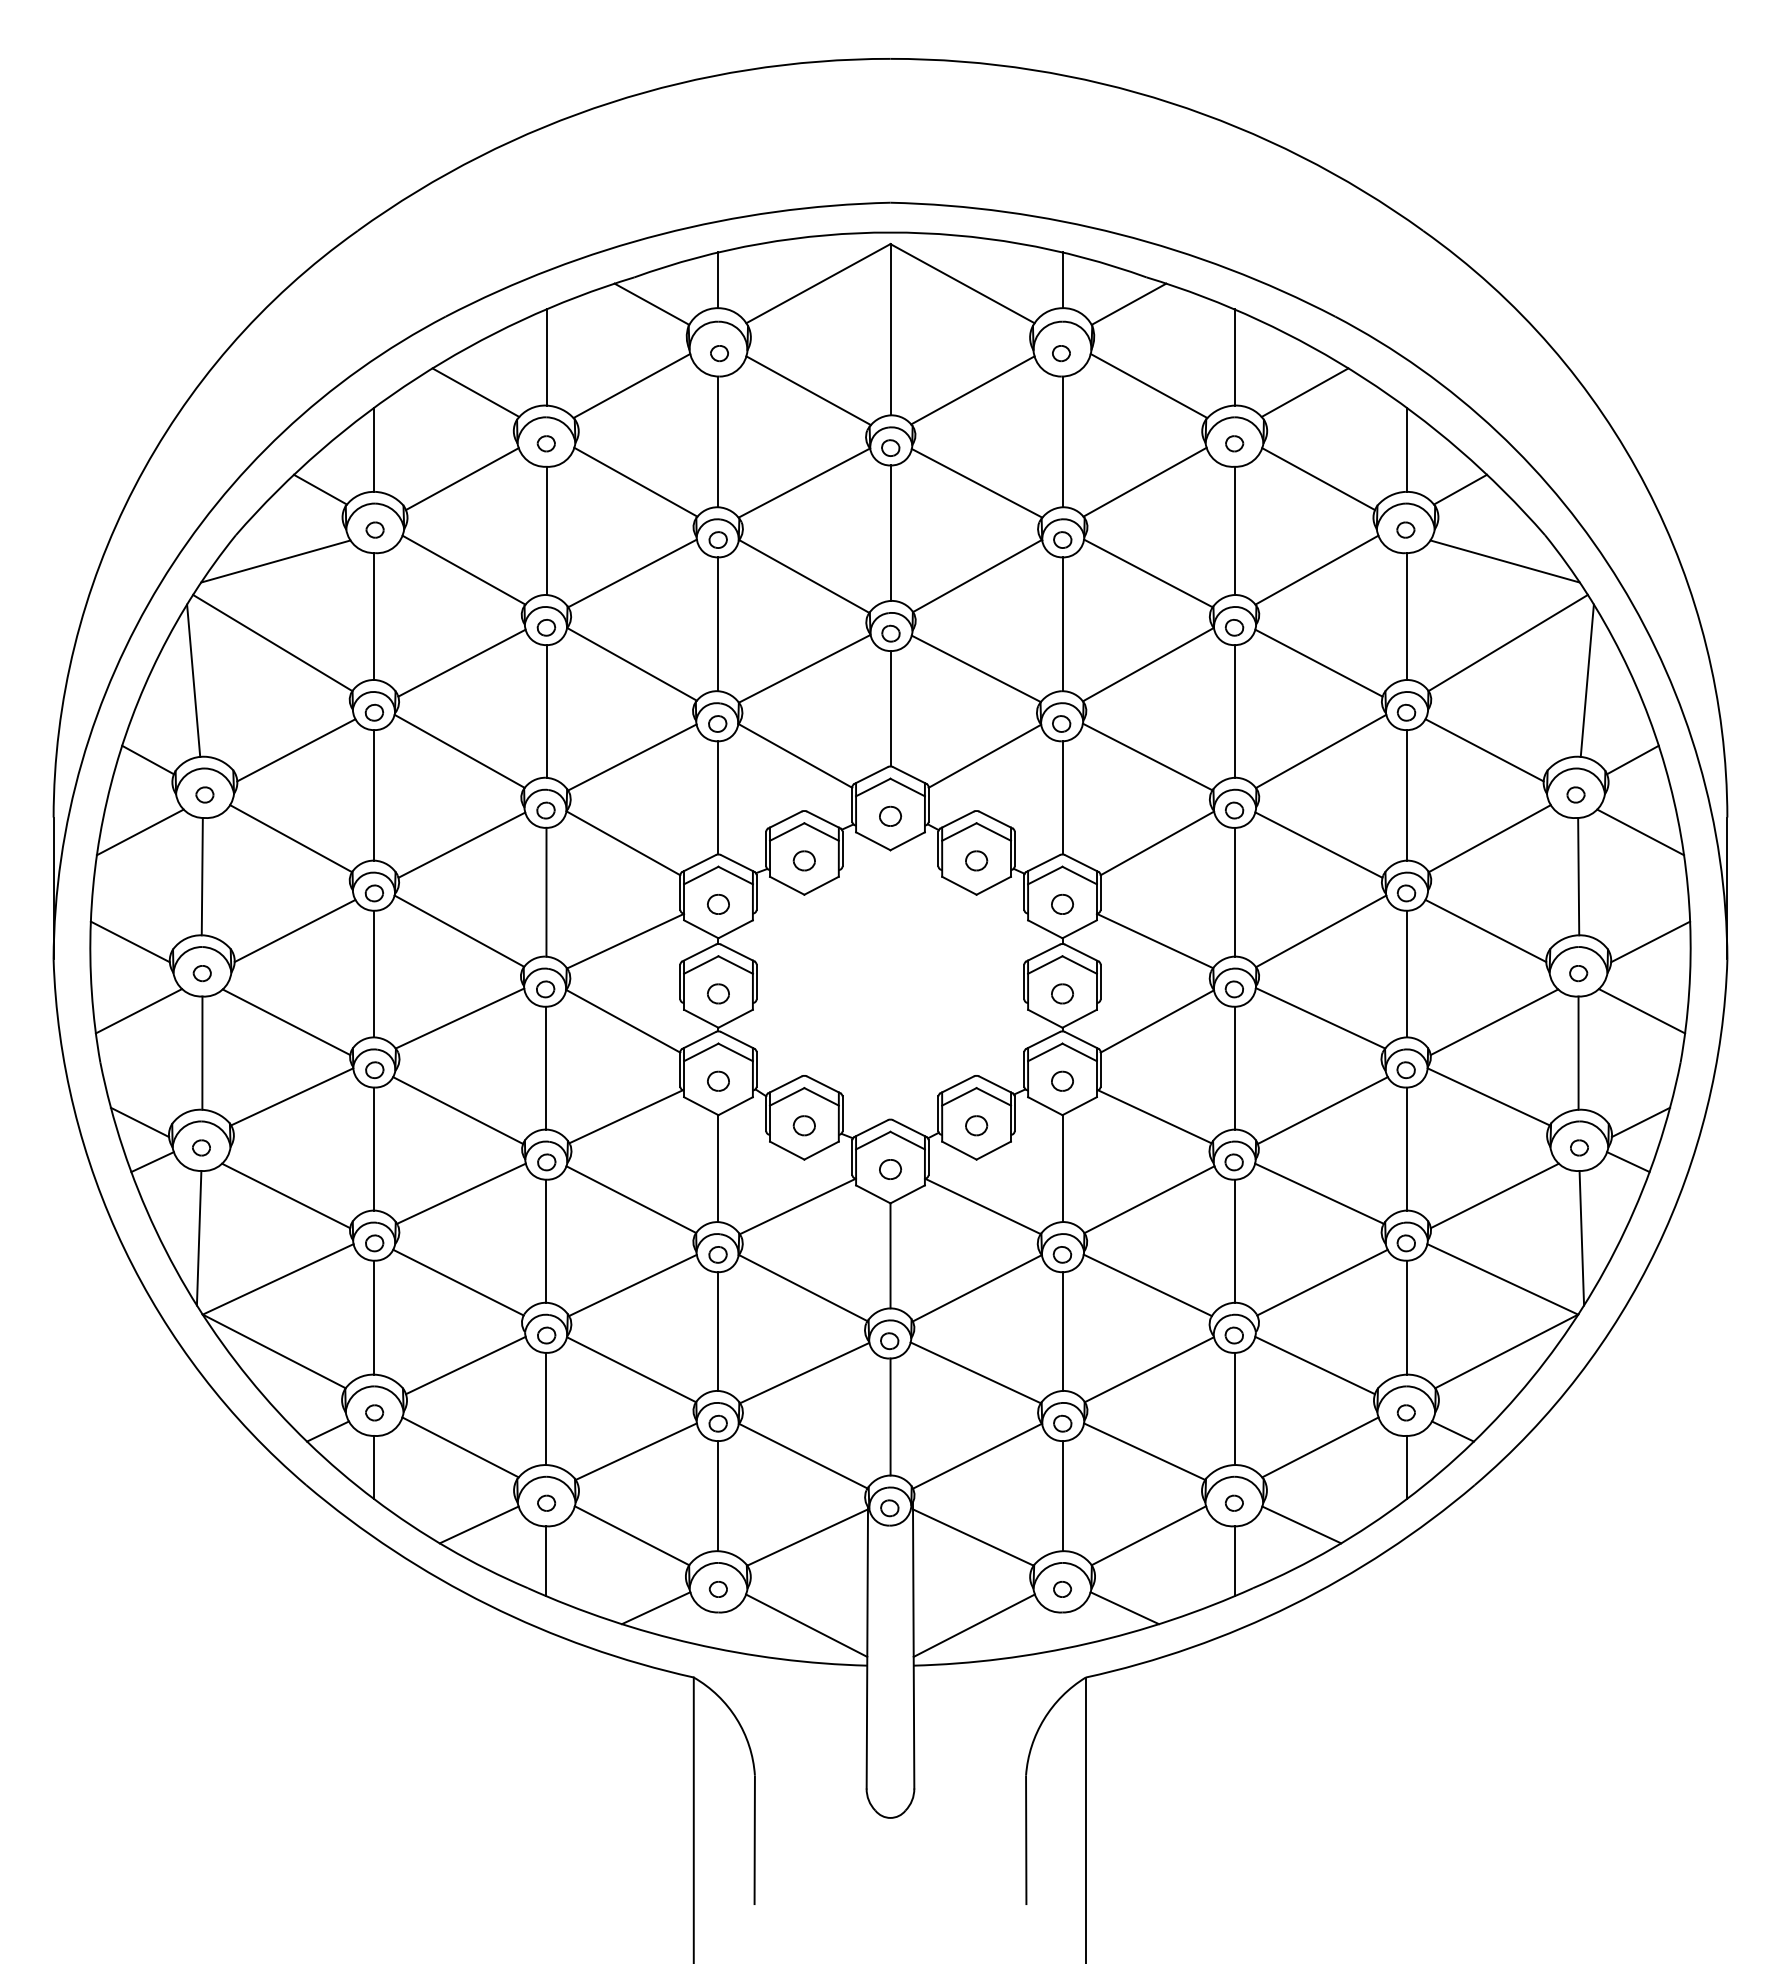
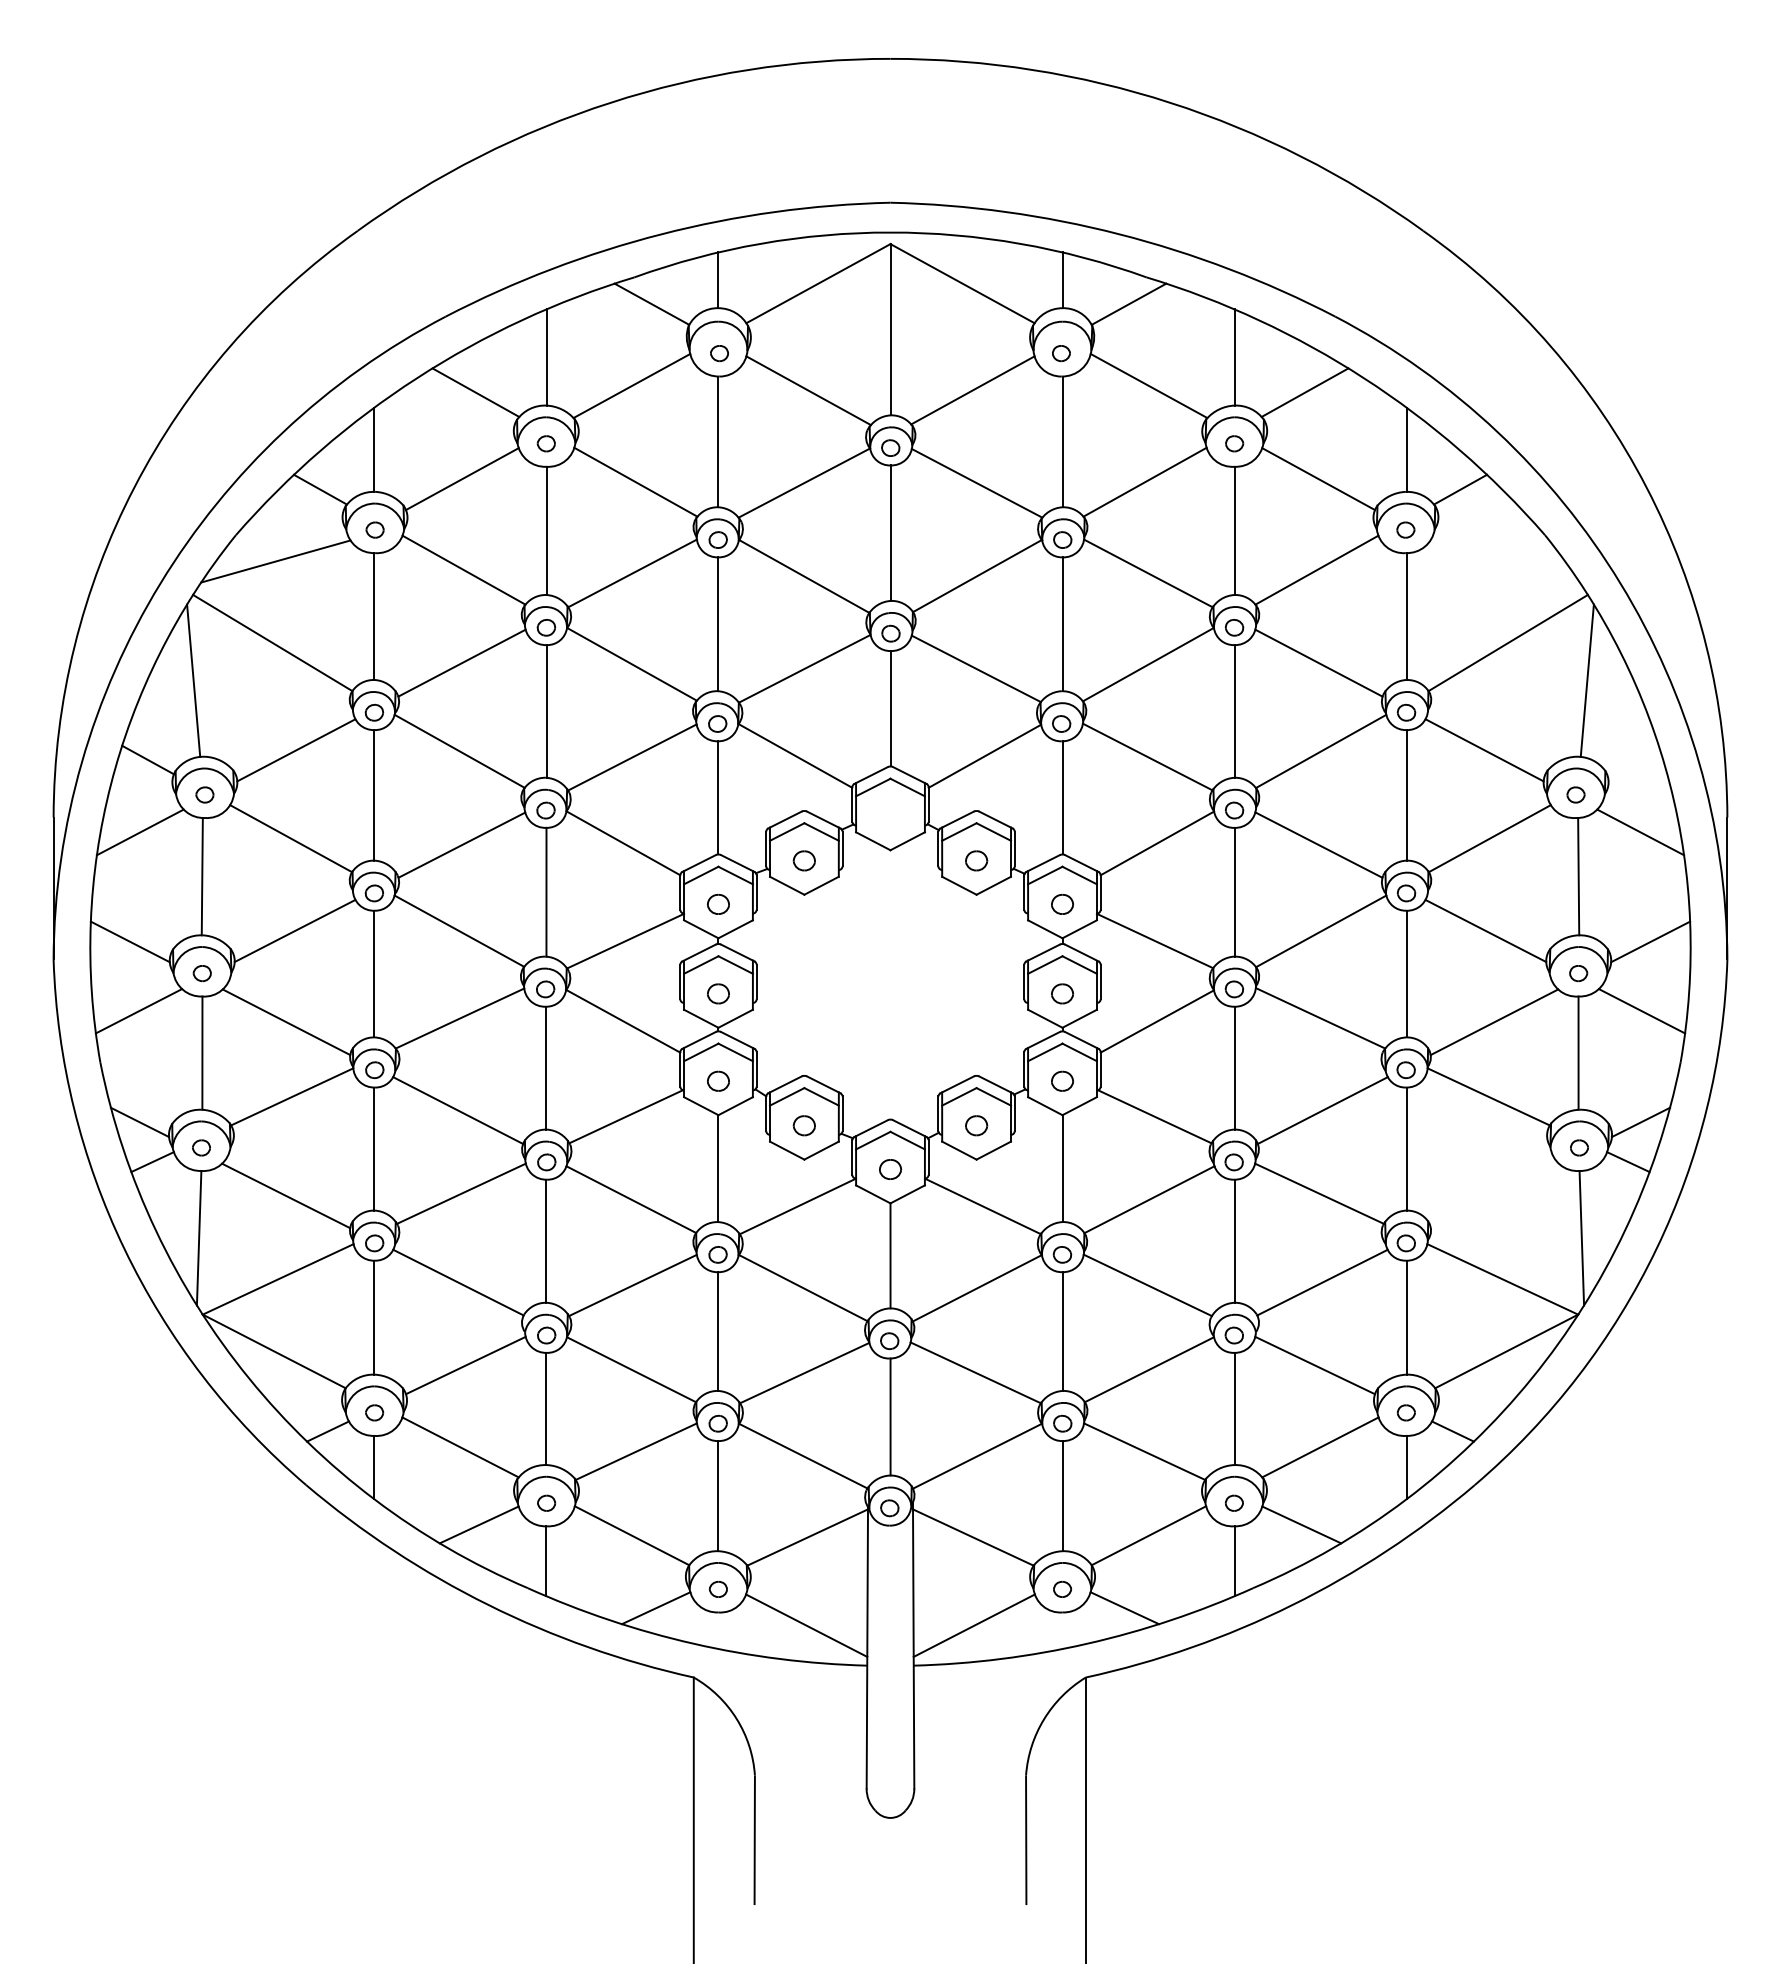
line: present -> none (1504, 561)
line: present -> none (1632, 759)
part: present -> none (890, 816)
line: present -> none (1494, 1195)
